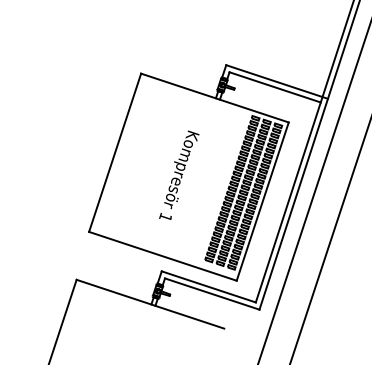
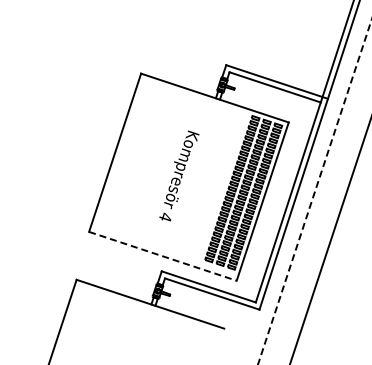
line: solid -> dashed (314, 191)
text: 1 -> 4 (165, 216)
line: solid -> dashed (162, 256)
